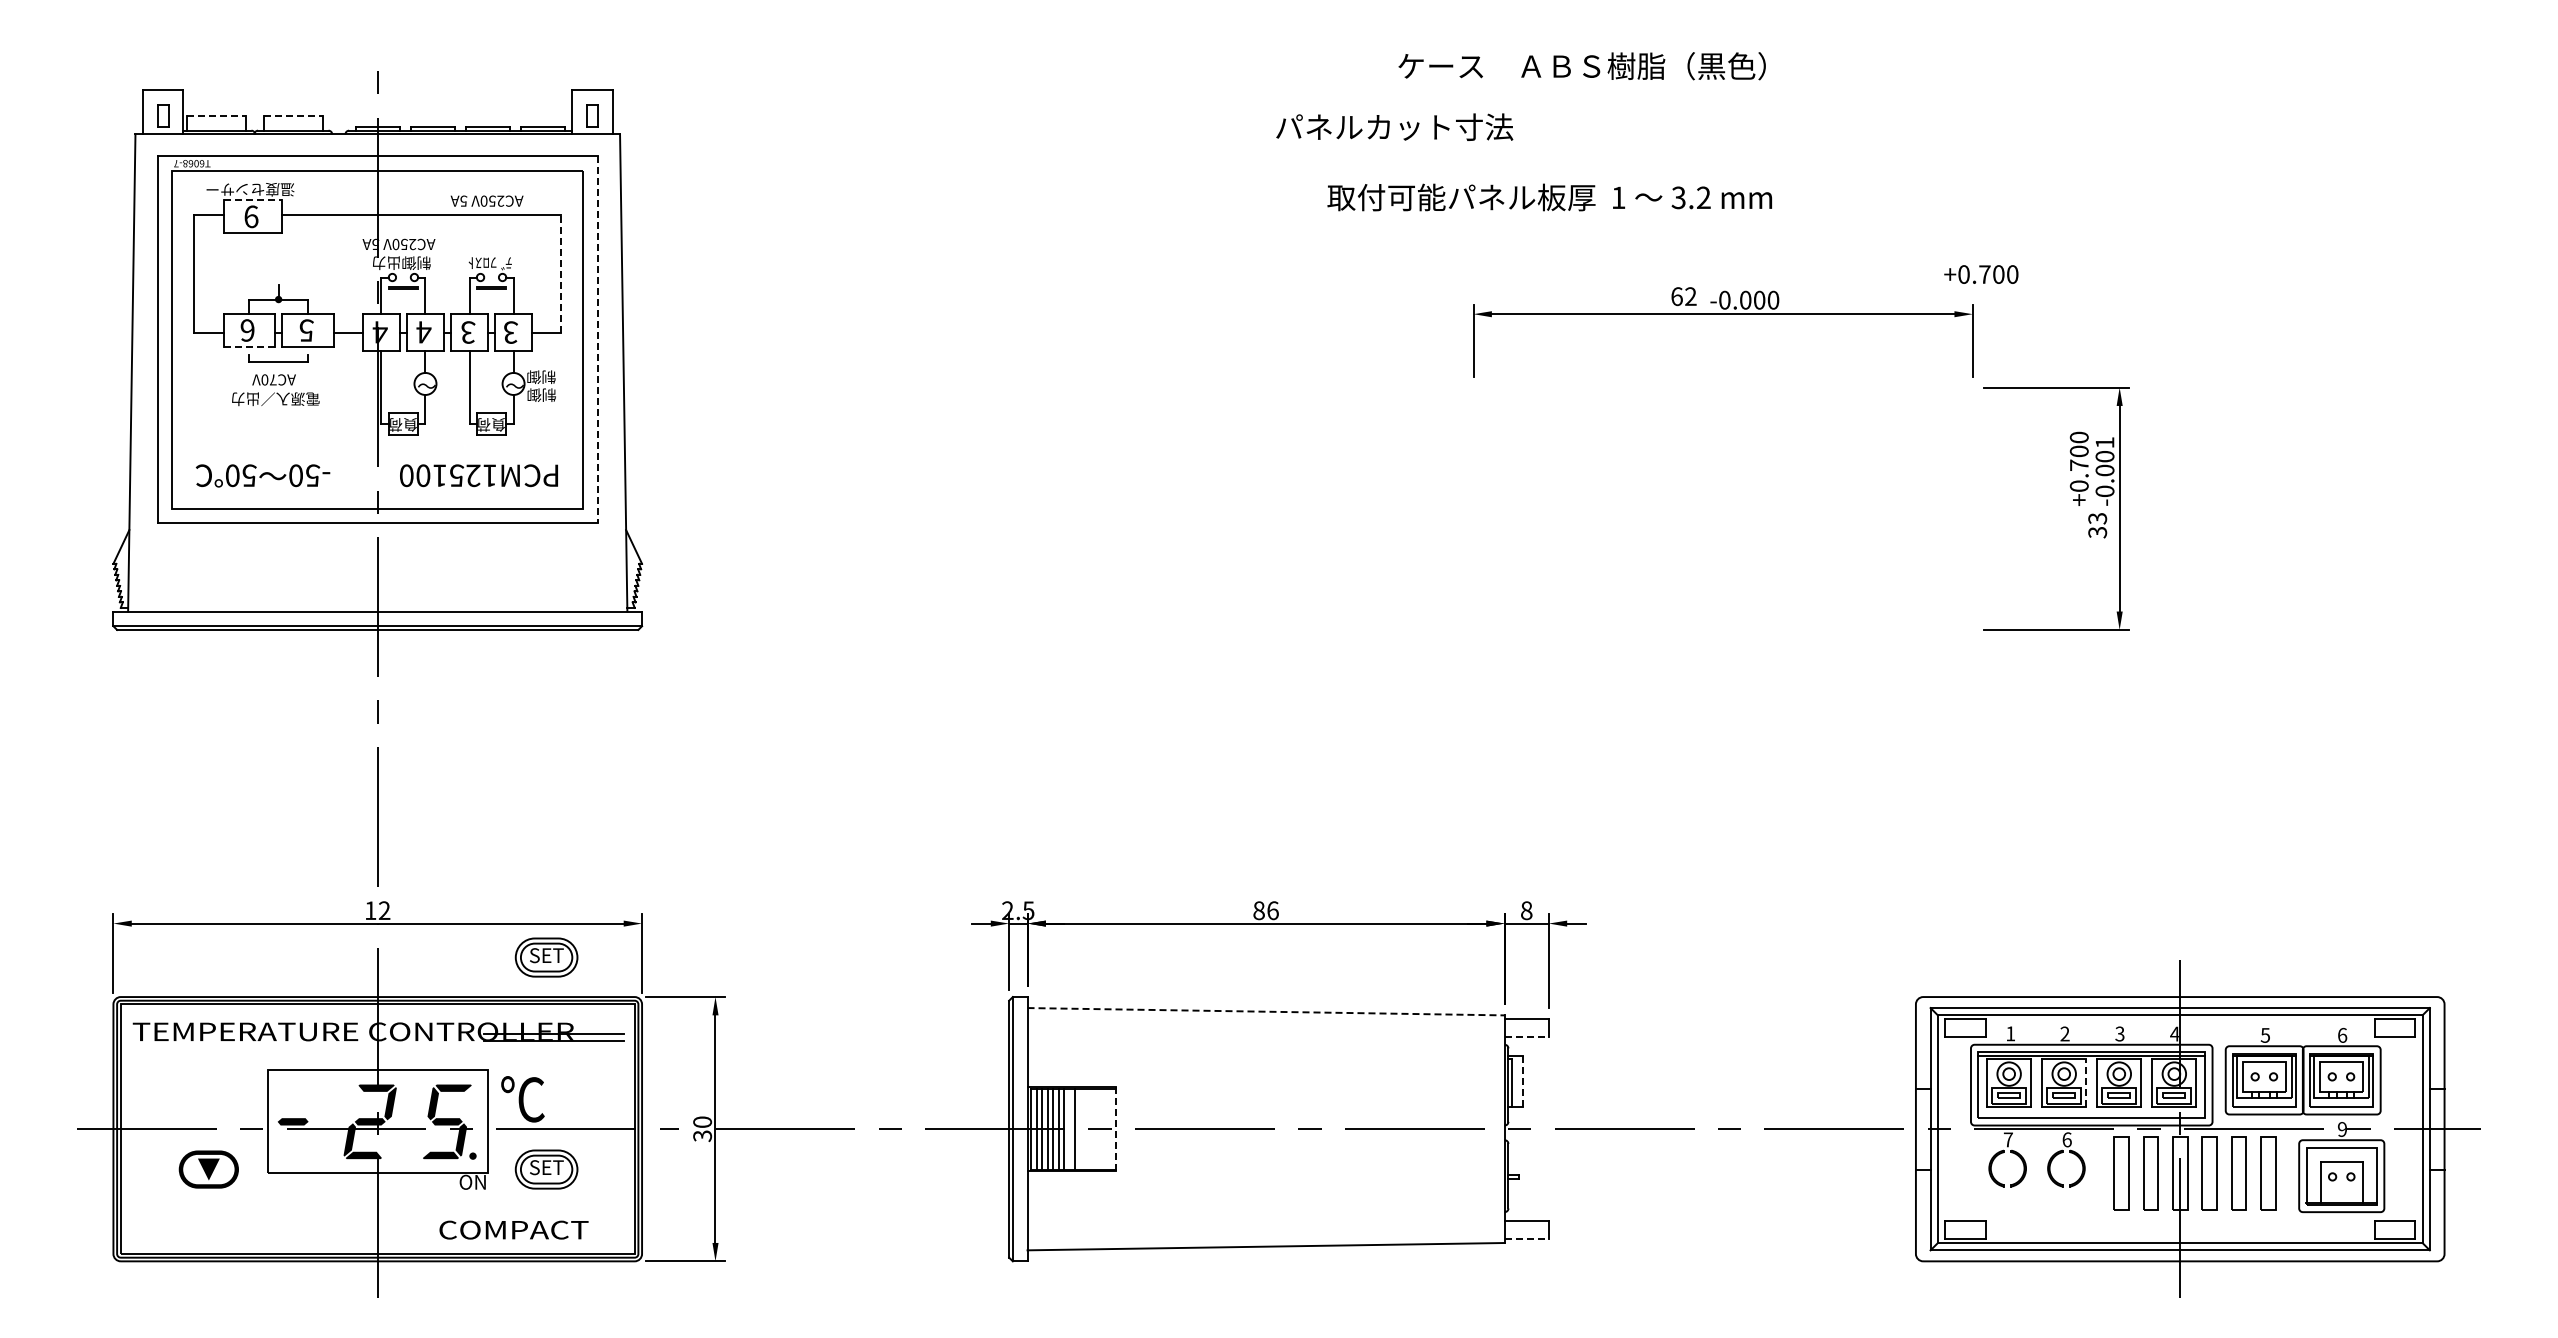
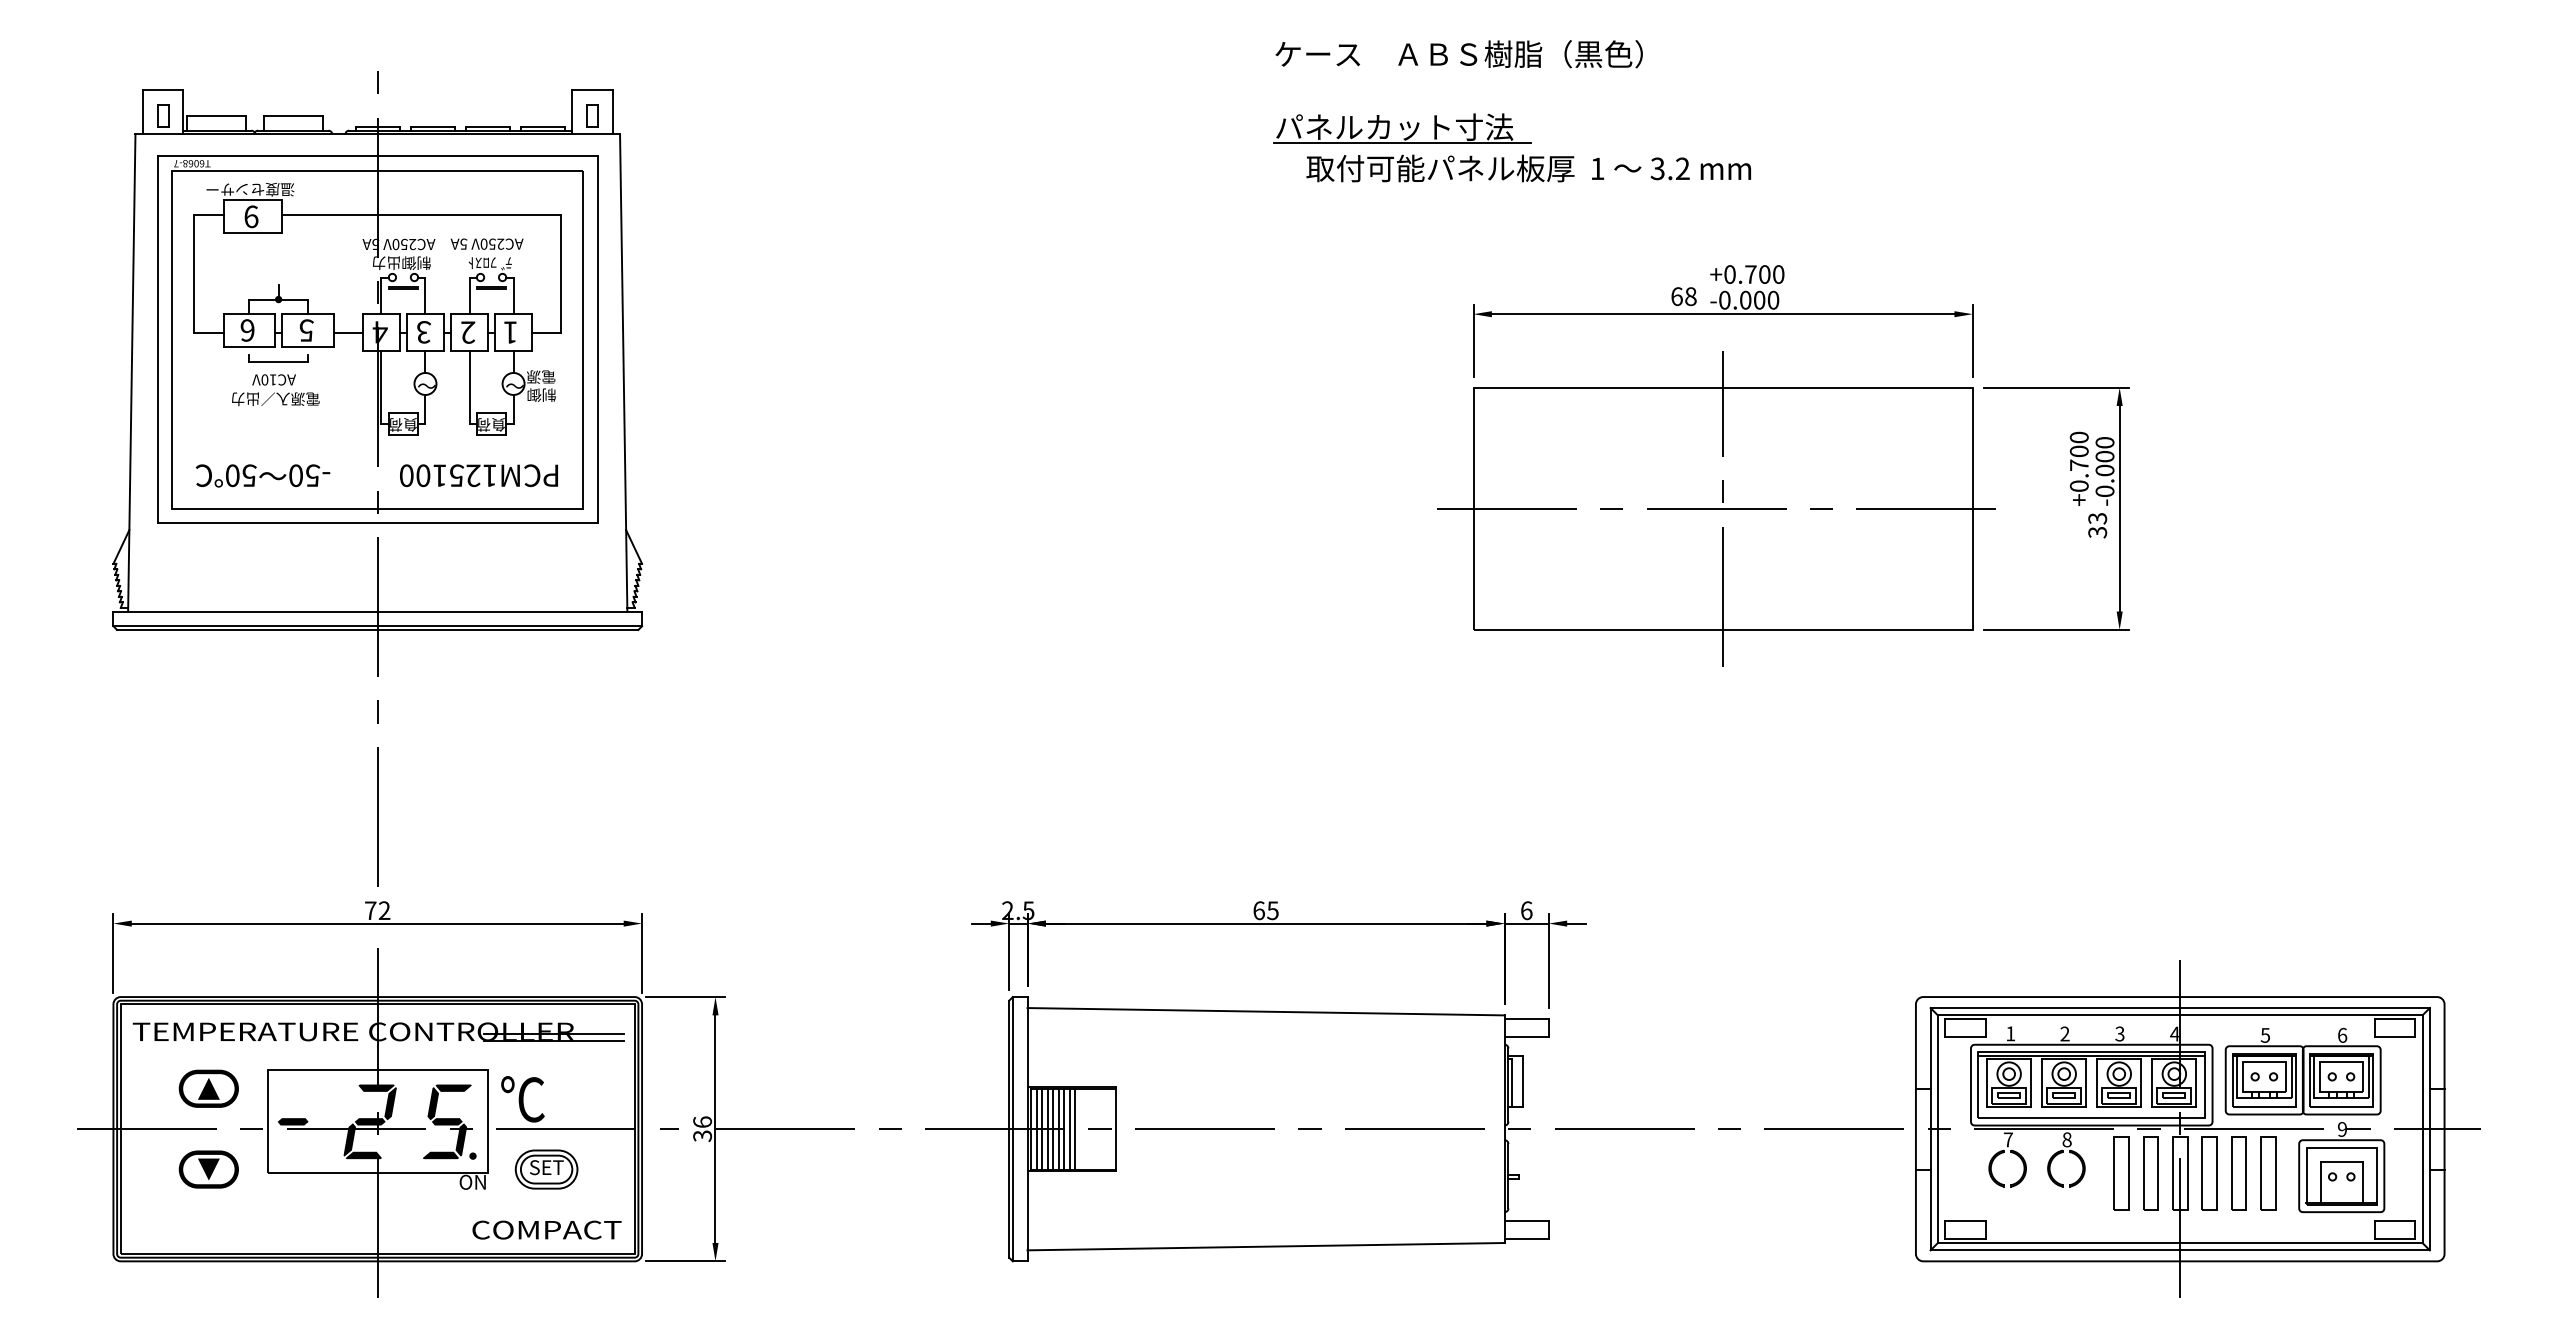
text position: (1581, 66) -> (1458, 54) (1458, 54)
line: dashed -> solid (216, 115)
line: dashed -> solid (293, 115)
line: none -> present (1401, 143)
text position: (1549, 197) -> (1528, 168) (1528, 168)
line: dashed -> solid (253, 200)
text position: (486, 200) -> (486, 243) (486, 243)
line: dashed -> solid (561, 273)
text position: (1981, 274) -> (1747, 274) (1747, 274)
text: 62 -> 68 (1690, 296)
text: 4 -> 3 (423, 332)
text: 3 -> 2 (468, 332)
text: 3 -> 1 (510, 332)
line: dashed -> solid (598, 339)
line: dashed -> solid (249, 347)
text: 制御 -> 電源 (541, 376)
text: AC70V -> AC10V (273, 379)
text: -0.001 -> -0.000 (2104, 442)
part: none -> present (1716, 508)
text: 12 -> 72 (370, 910)
text: 86 -> 65 (1265, 910)
text: 8 -> 6 (1526, 910)
part: present -> none (546, 957)
line: dashed -> solid (1266, 1011)
line: dashed -> solid (1527, 1037)
line: dashed -> solid (1523, 1081)
line: dashed -> solid (2086, 1083)
part: none -> present (208, 1088)
text: 30 -> 36 (702, 1121)
line: none -> present (1069, 1128)
line: dashed -> solid (1115, 1129)
text: 6 -> 8 (2066, 1139)
text position: (513, 1229) -> (546, 1229) (546, 1229)
line: dashed -> solid (1527, 1239)
